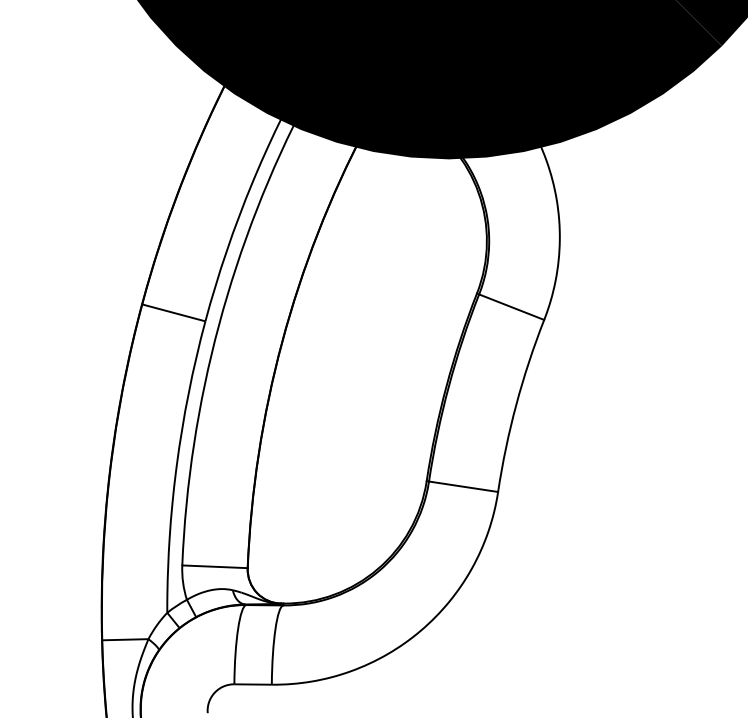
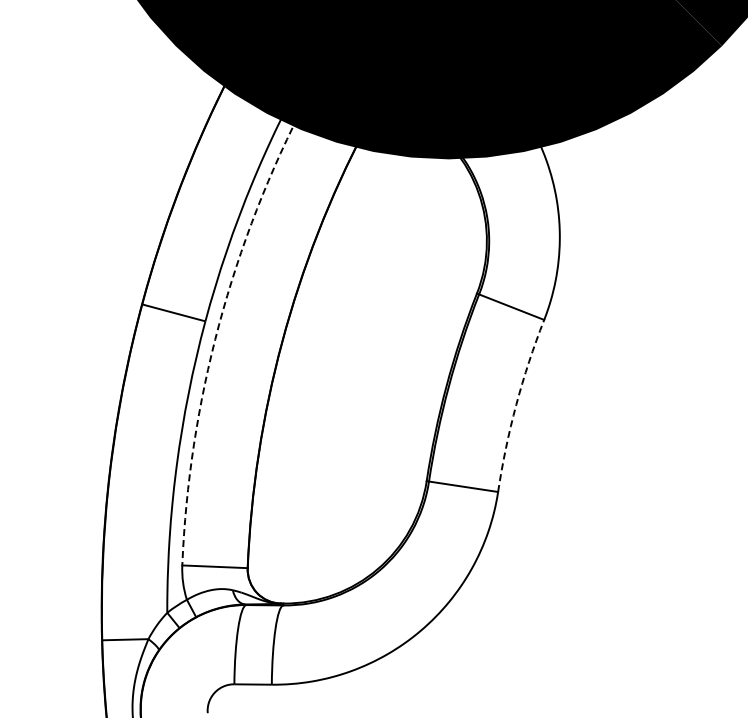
arc: solid -> dashed (219, 325)
arc: solid -> dashed (516, 404)
